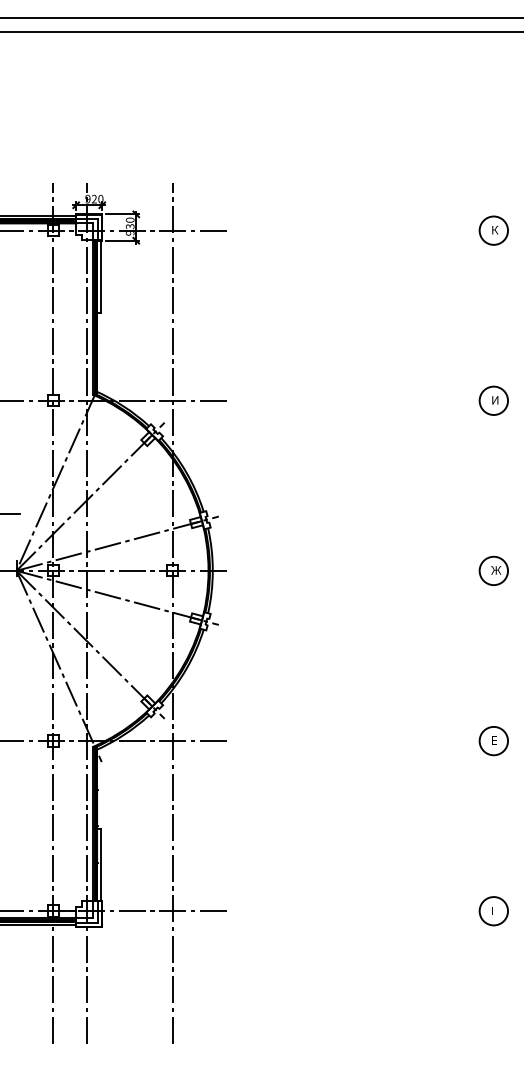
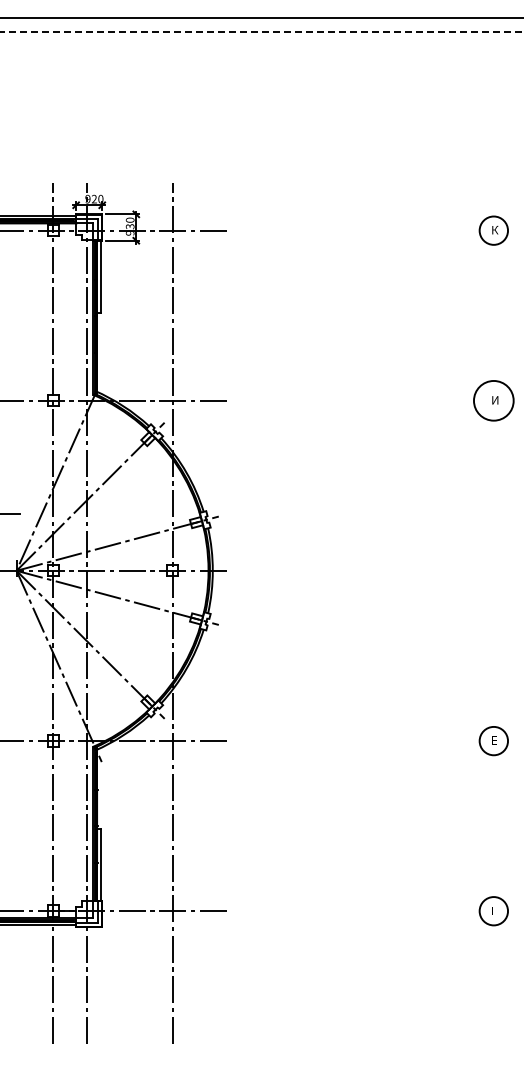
line: solid -> dashed (261, 32)
circle diameter: 28 px -> 40 px (493, 400)
part: present -> none (493, 570)
